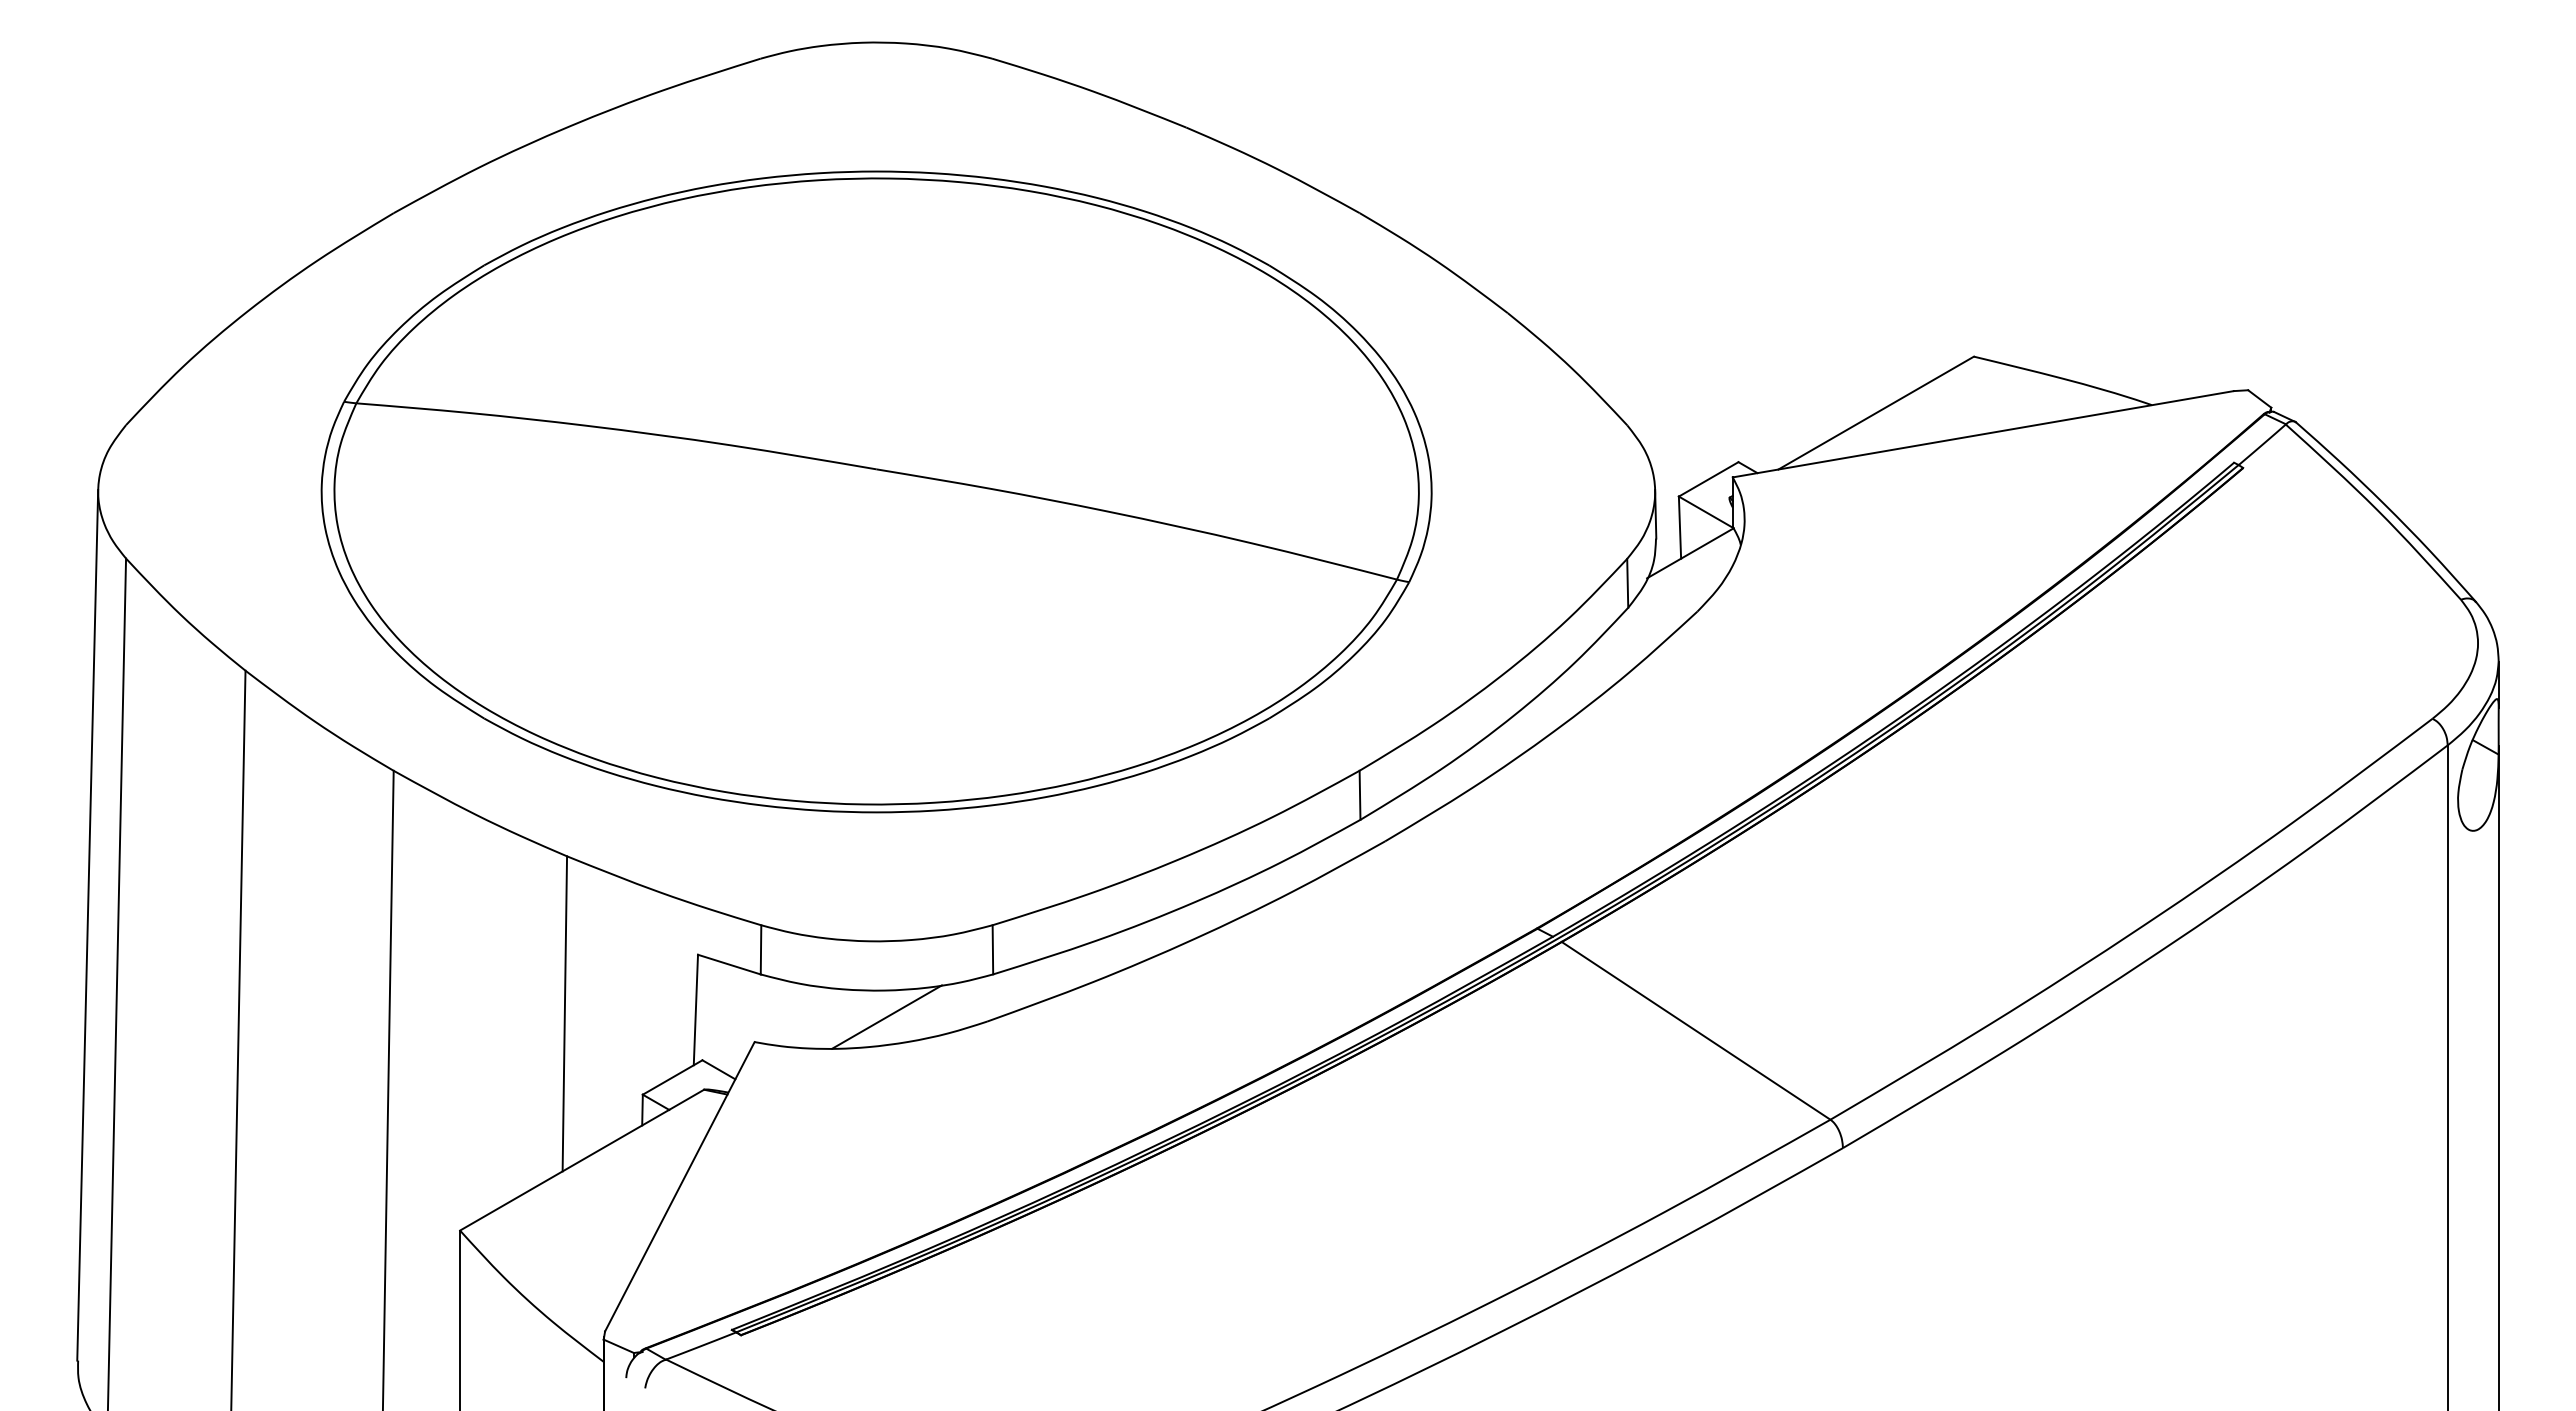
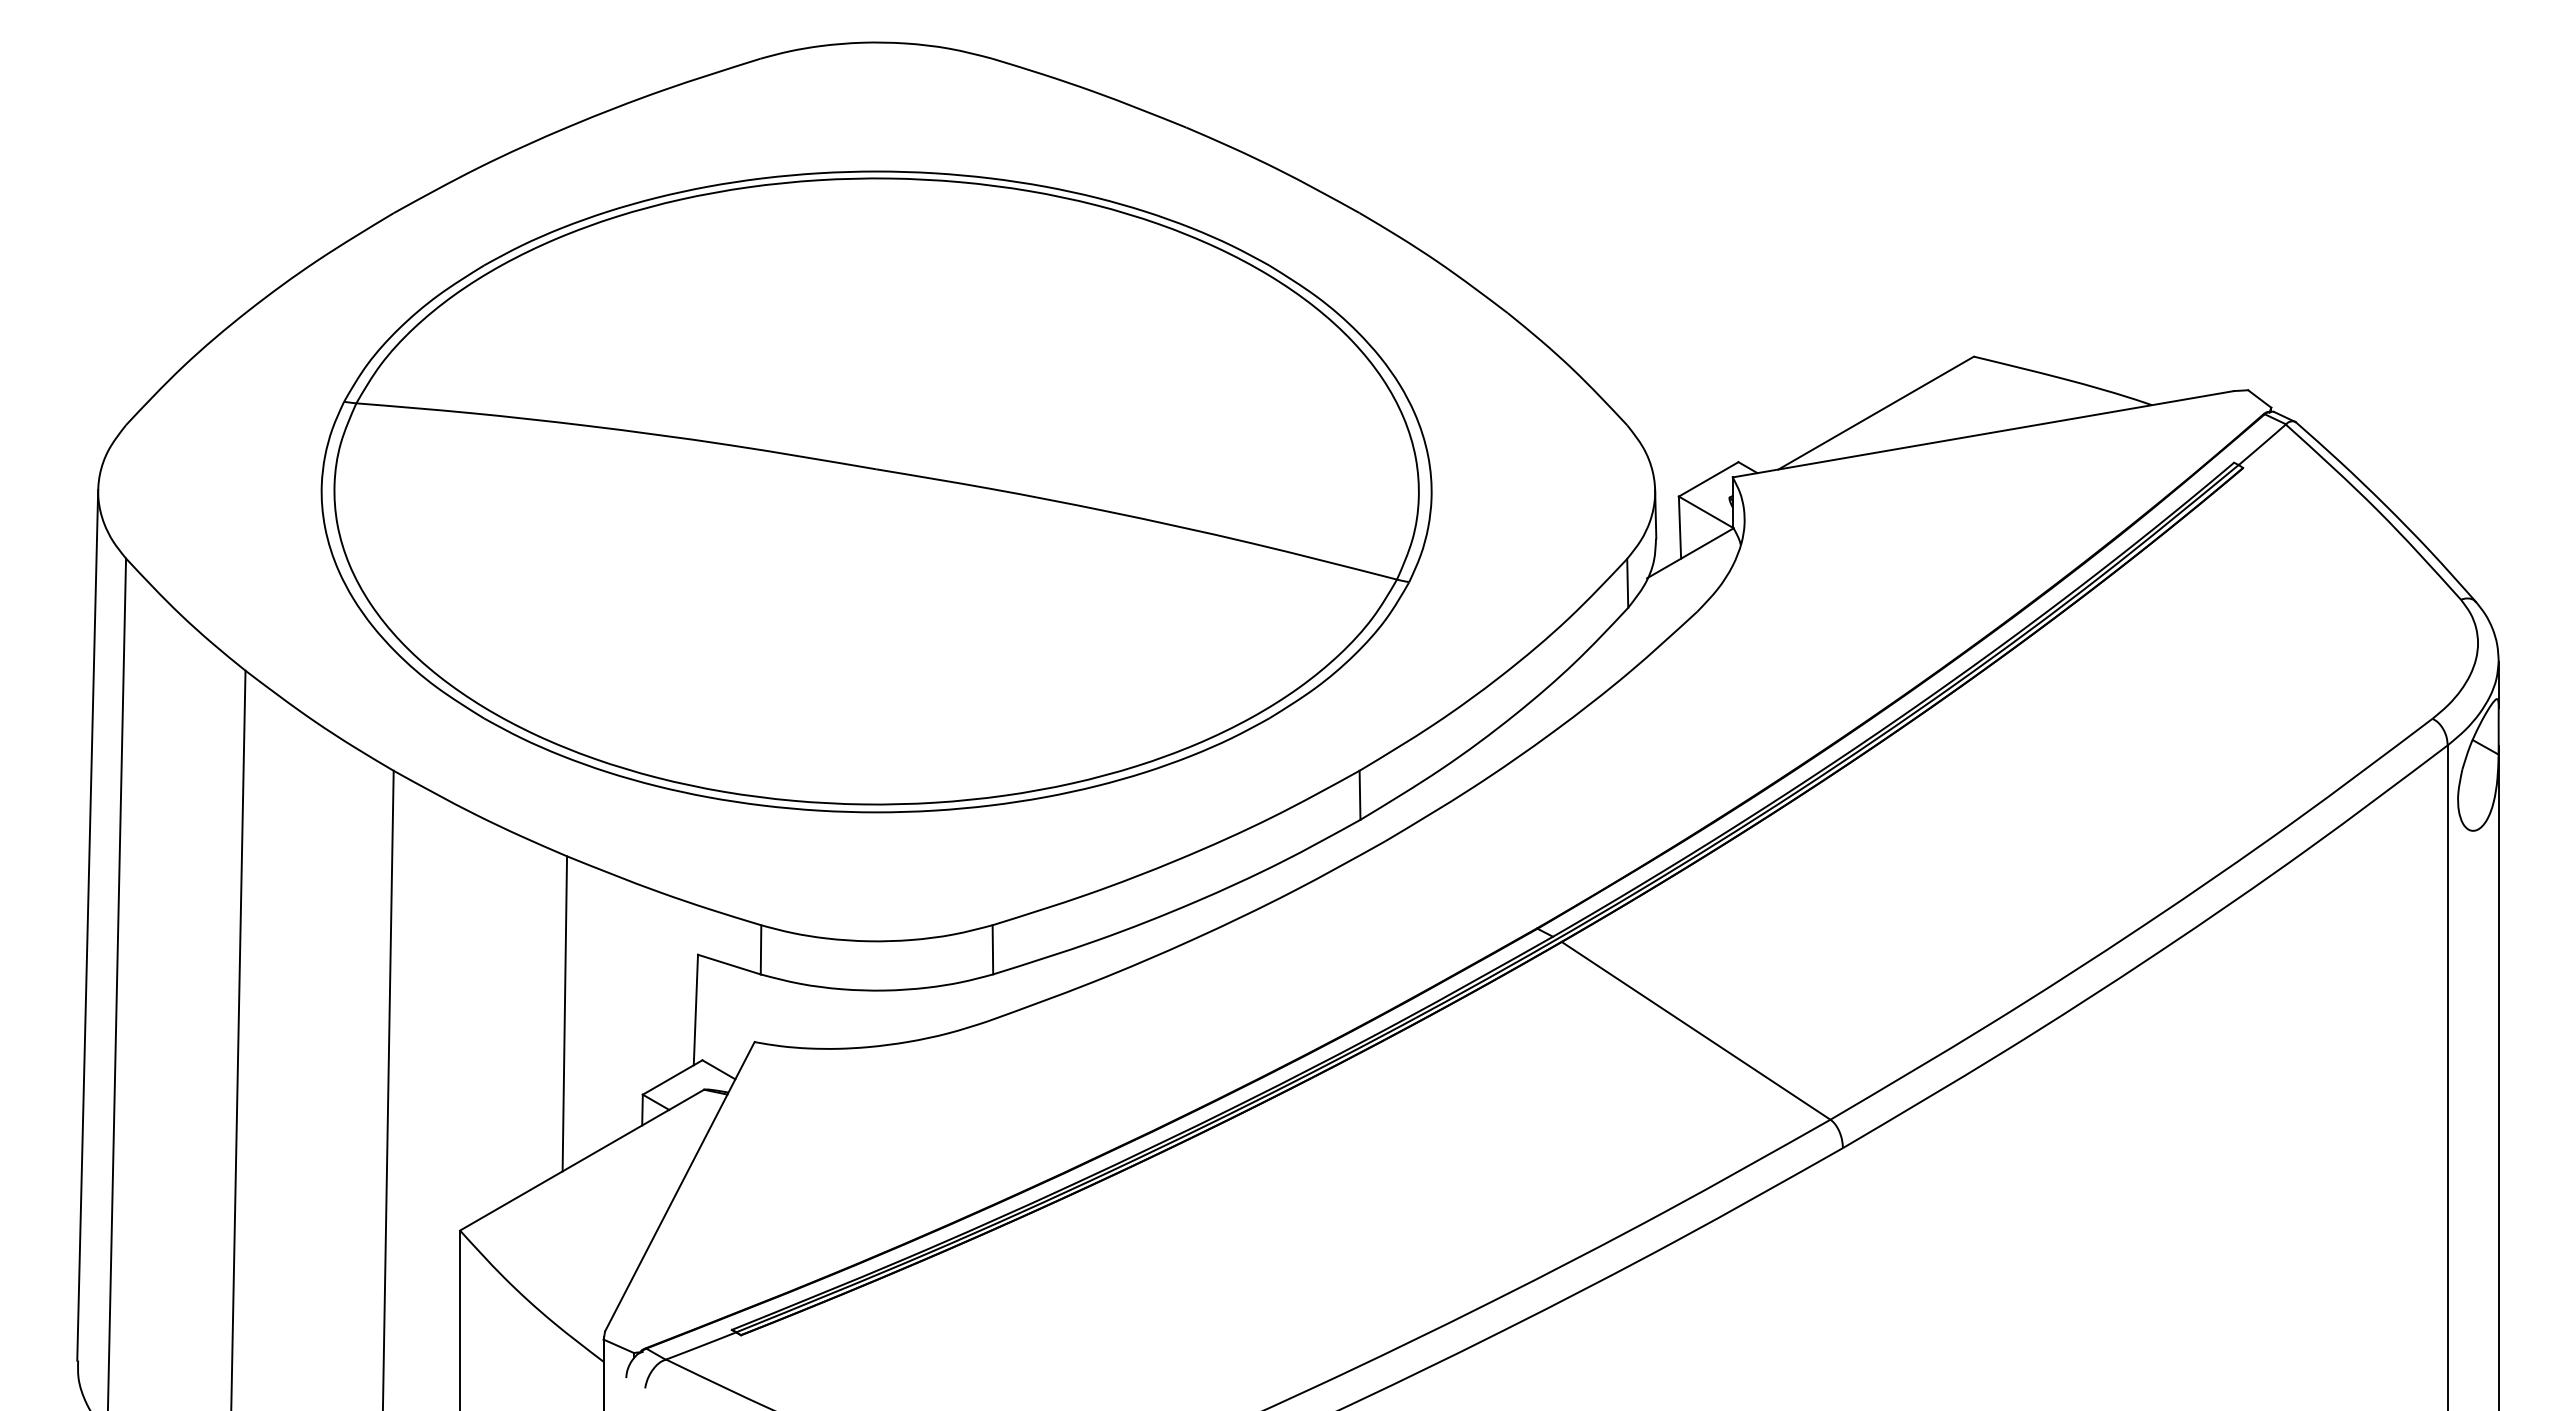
line: present -> none (886, 1016)
